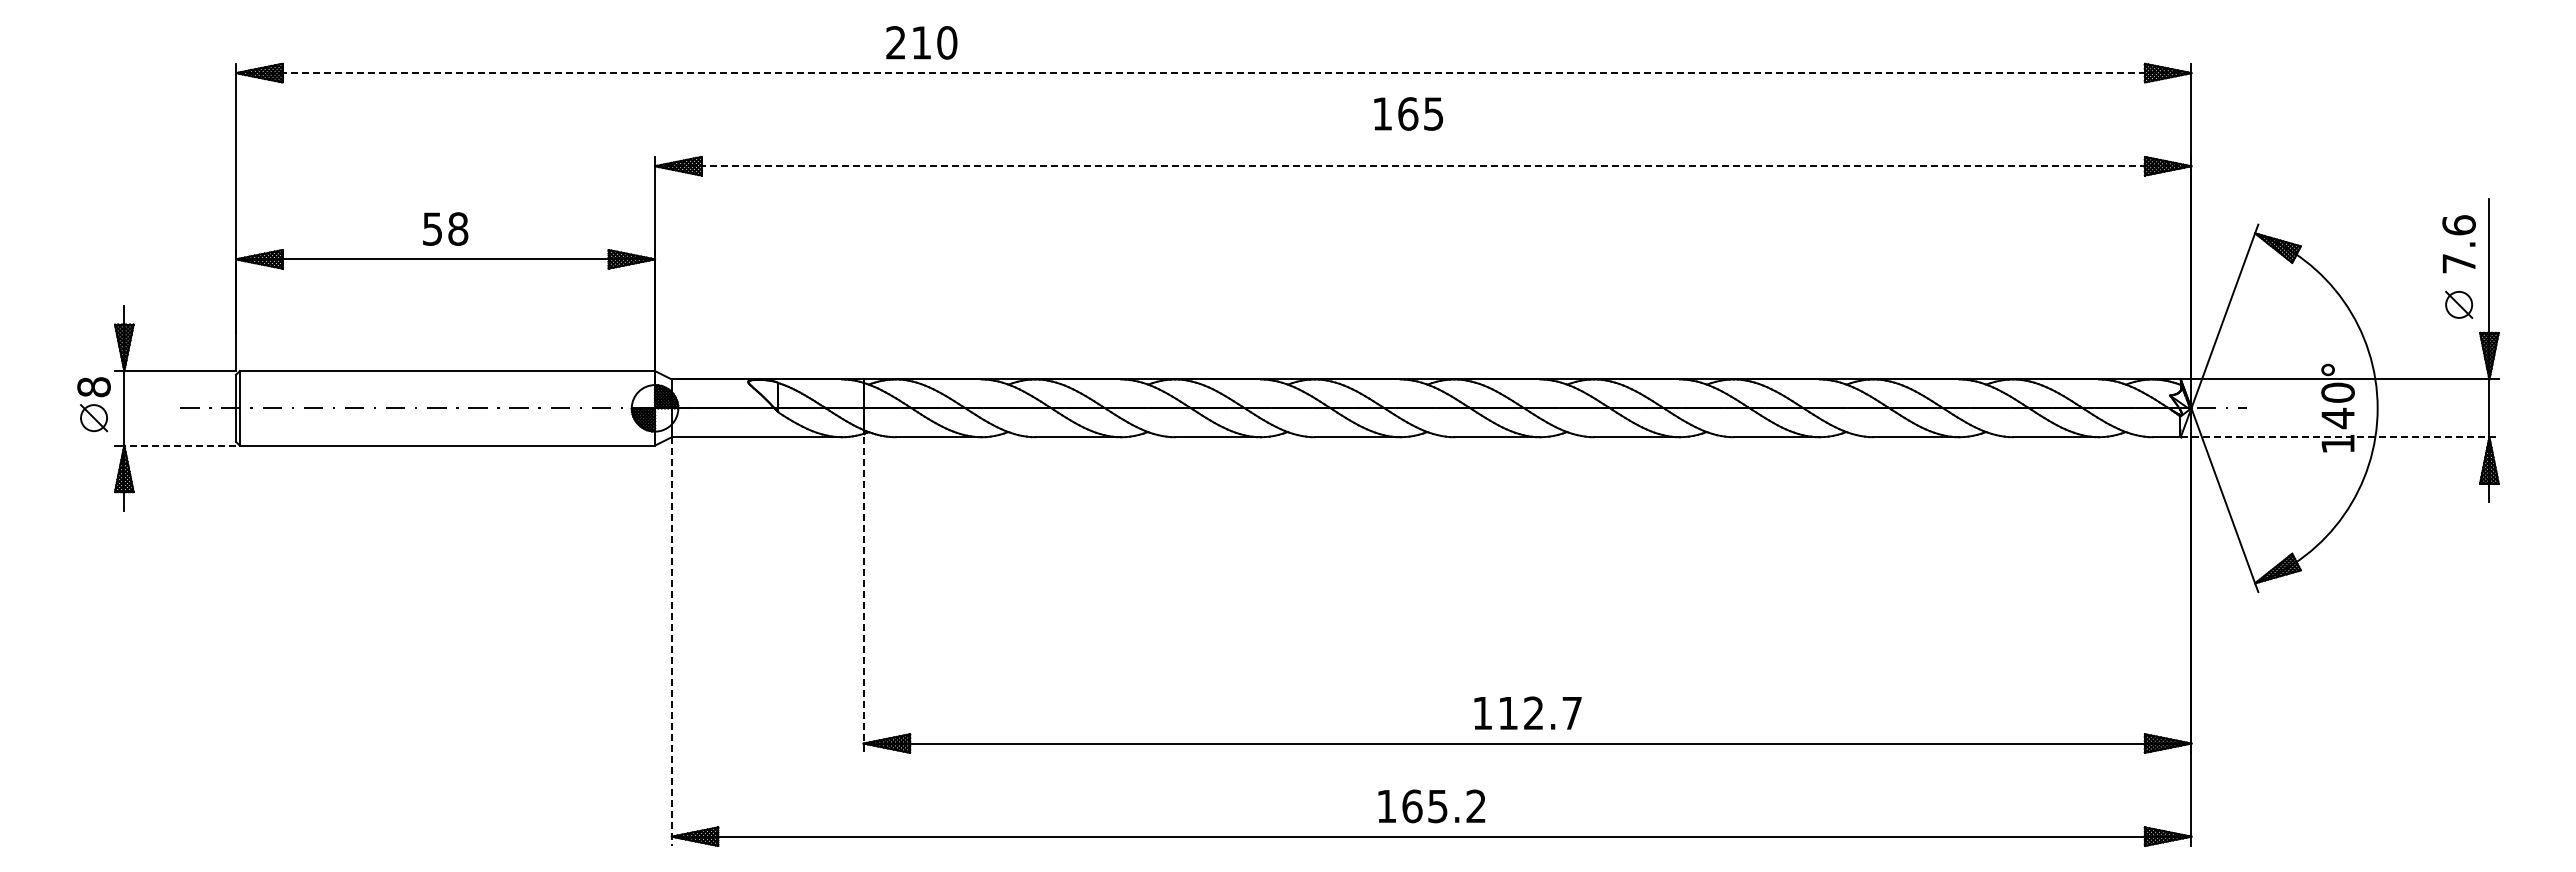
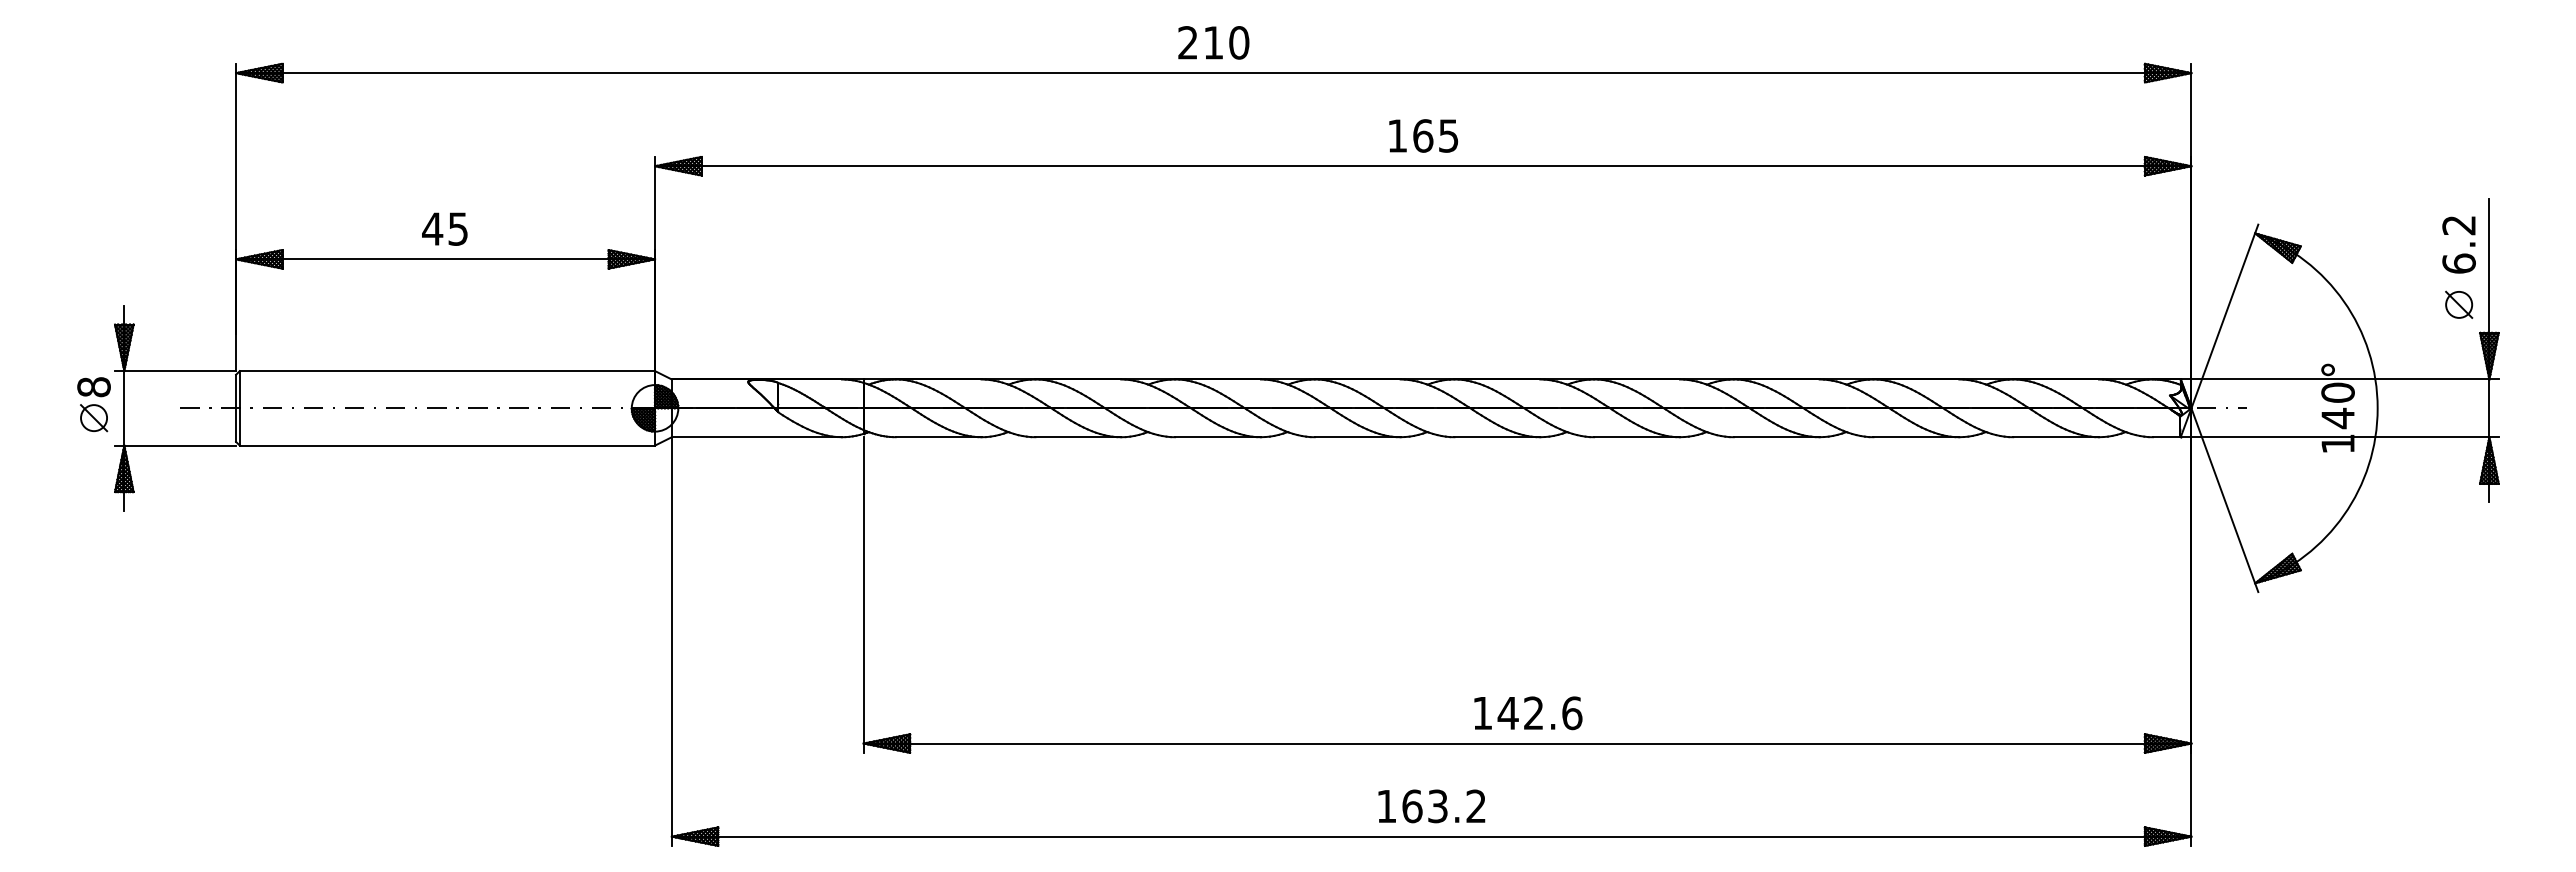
text position: (921, 42) -> (1213, 42) (1213, 42)
line: dashed -> solid (1213, 73)
text position: (1408, 113) -> (1423, 135) (1423, 135)
line: dashed -> solid (1423, 166)
text: 58 -> 45 (445, 228)
text: 7.6 -> 6.2 (2458, 244)
line: dashed -> solid (2339, 437)
line: dashed -> solid (180, 445)
line: dashed -> solid (863, 595)
line: dashed -> solid (671, 642)
text: 112.7 -> 142.6 (1539, 713)
text: 165.2 -> 163.2 (1438, 805)
